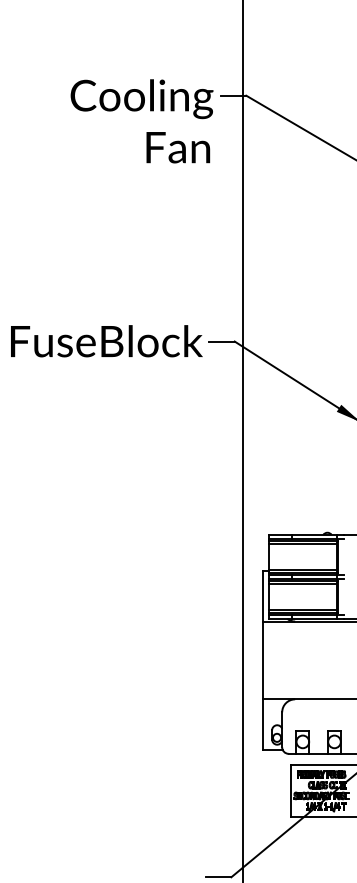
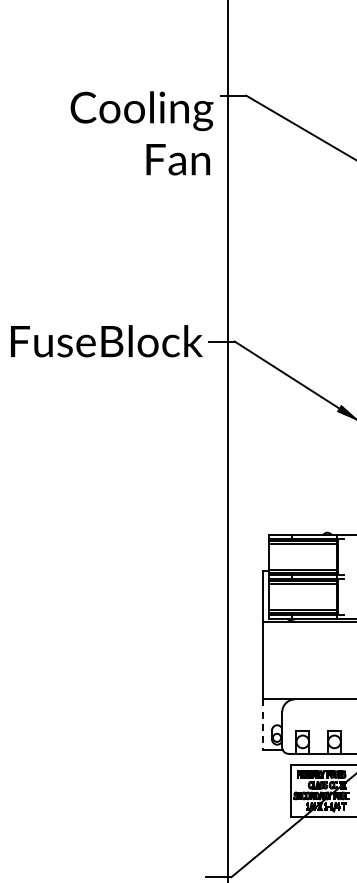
text position: (141, 121) -> (141, 133) (141, 133)
line position: (242, 440) -> (227, 440) (227, 440)
line: solid -> dashed (262, 724)
